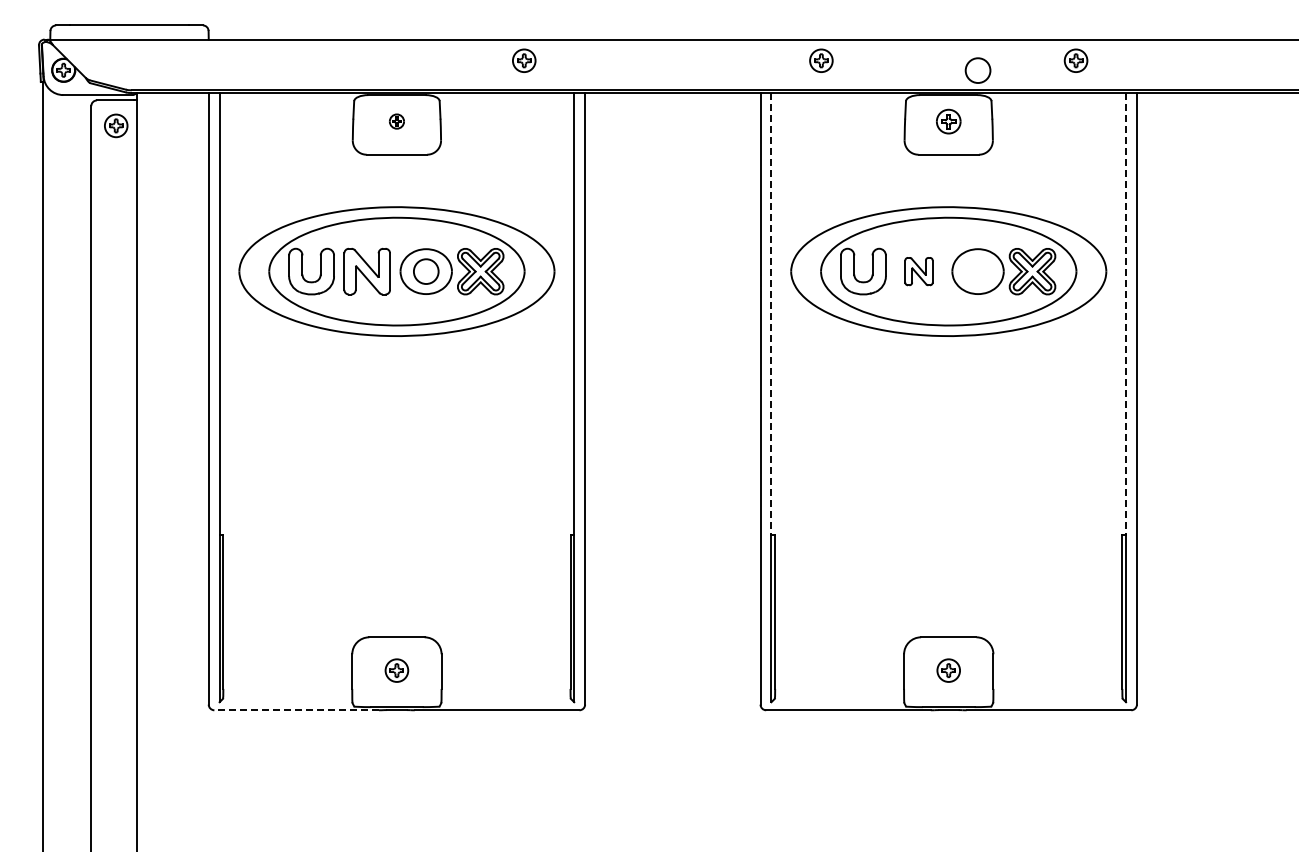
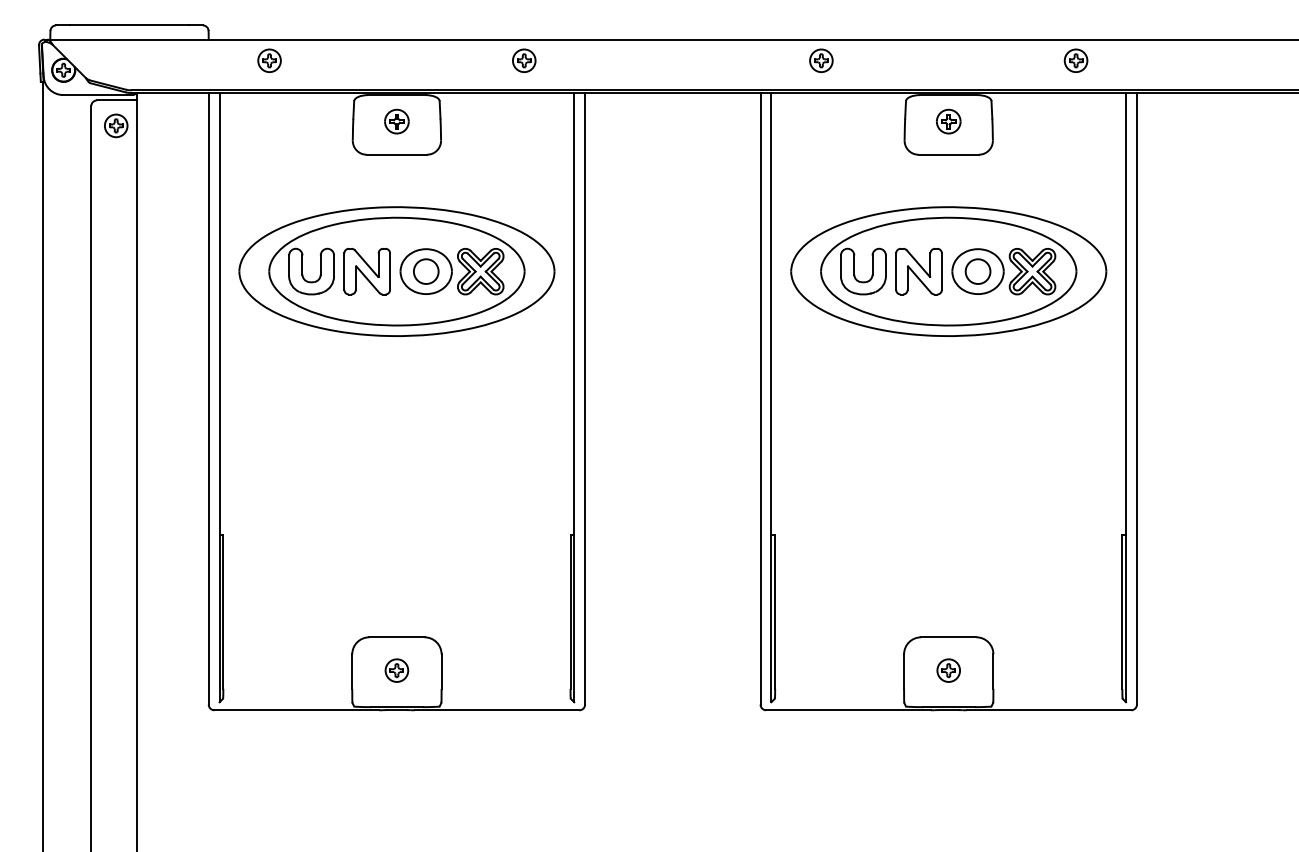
part: none -> present (269, 60)
circle position: (977, 70) -> (977, 271) (977, 271)
part size: 16x17 px -> 26x27 px (396, 121)
part size: 30x30 px -> 48x49 px (918, 271)
line: dashed -> solid (771, 313)
line: dashed -> solid (1126, 313)
line: dashed -> solid (296, 710)
